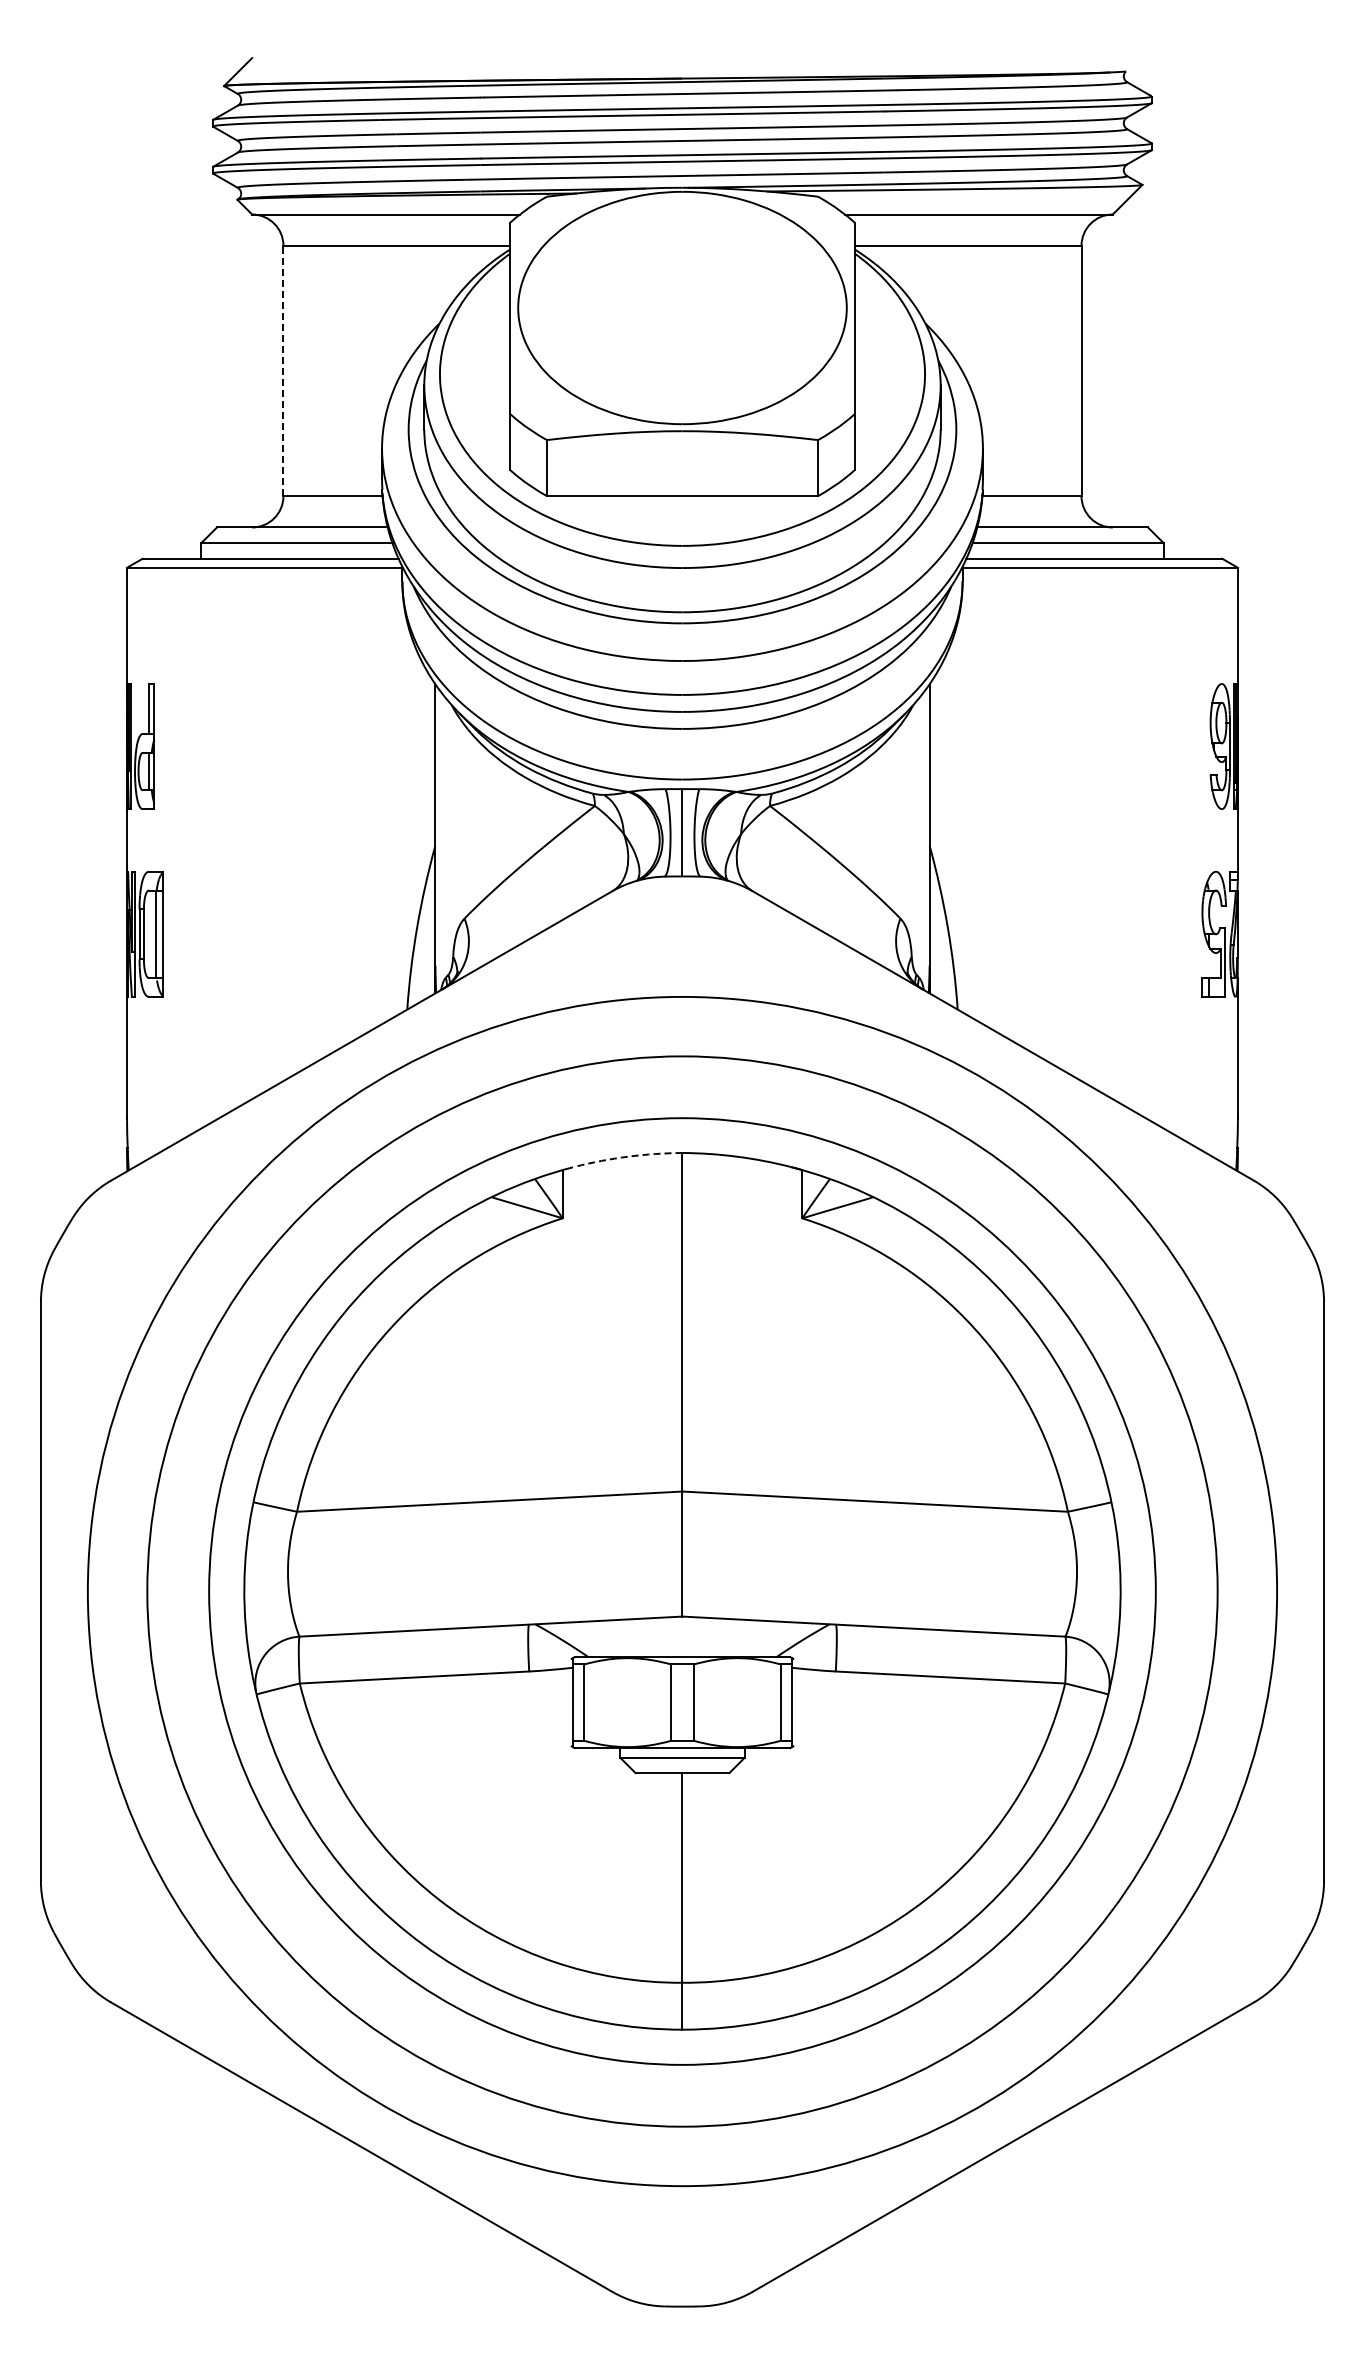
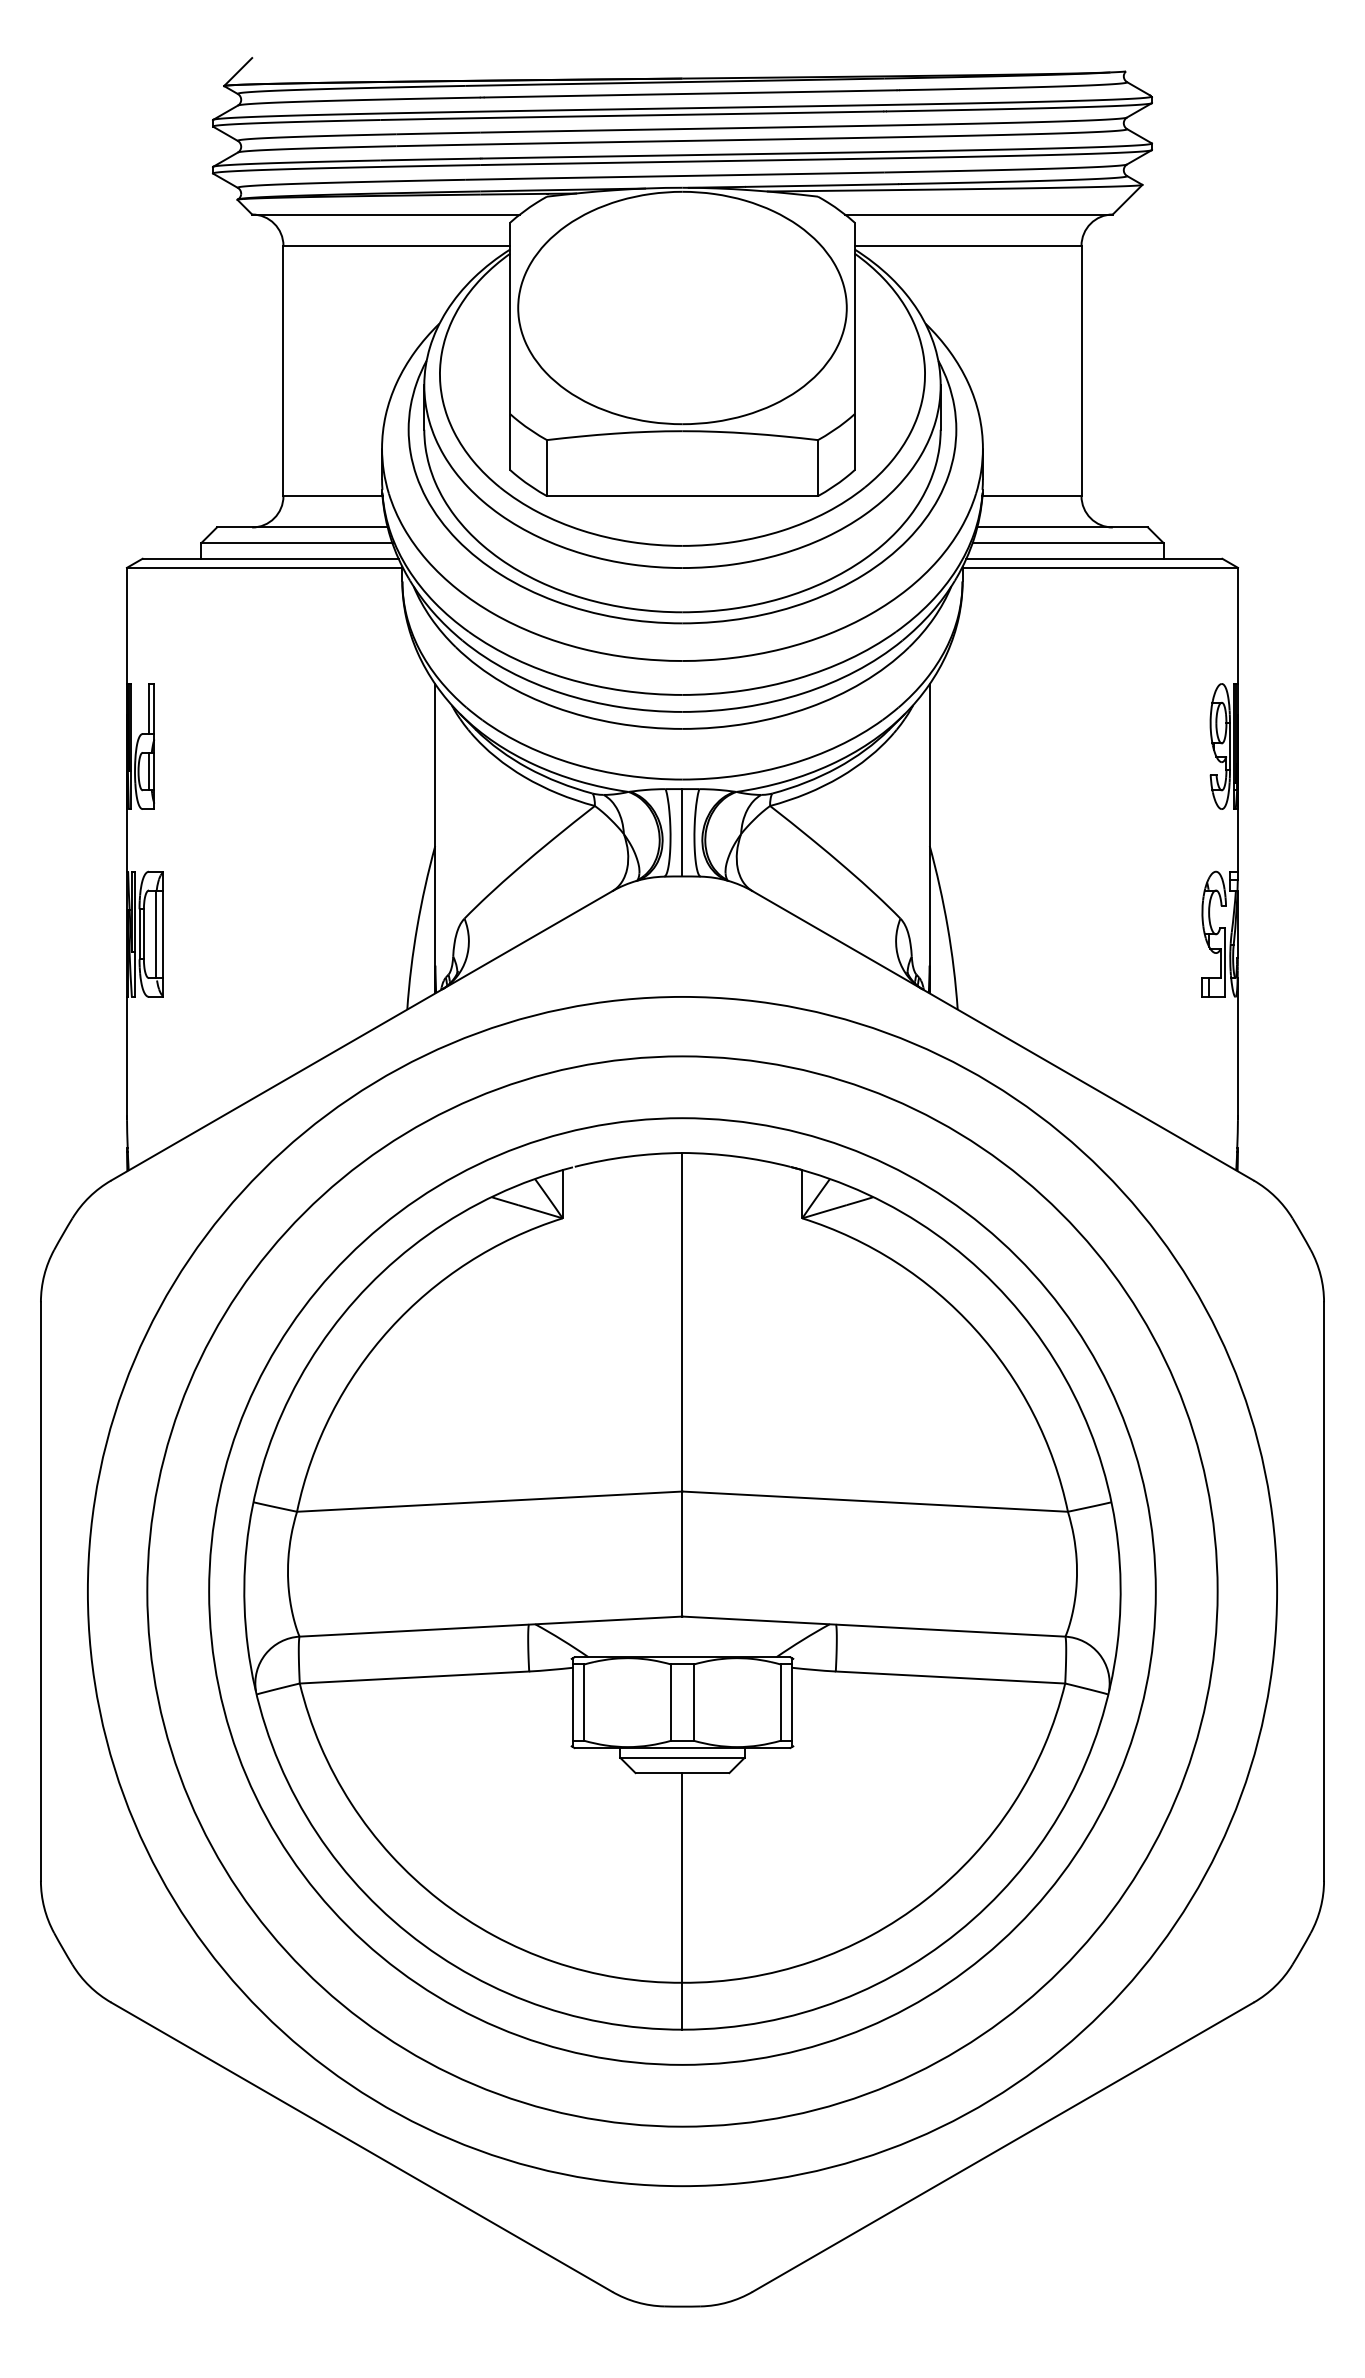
line: dashed -> solid (283, 370)
arc: dashed -> solid (628, 1156)
